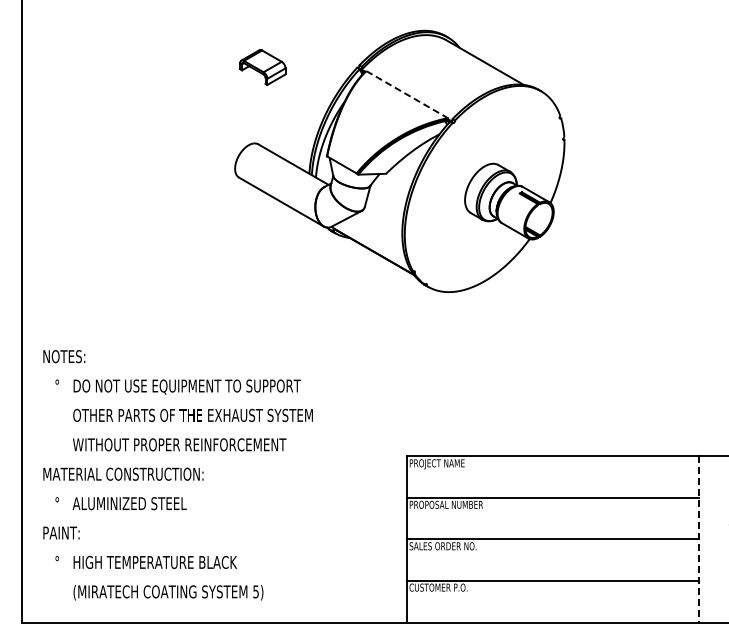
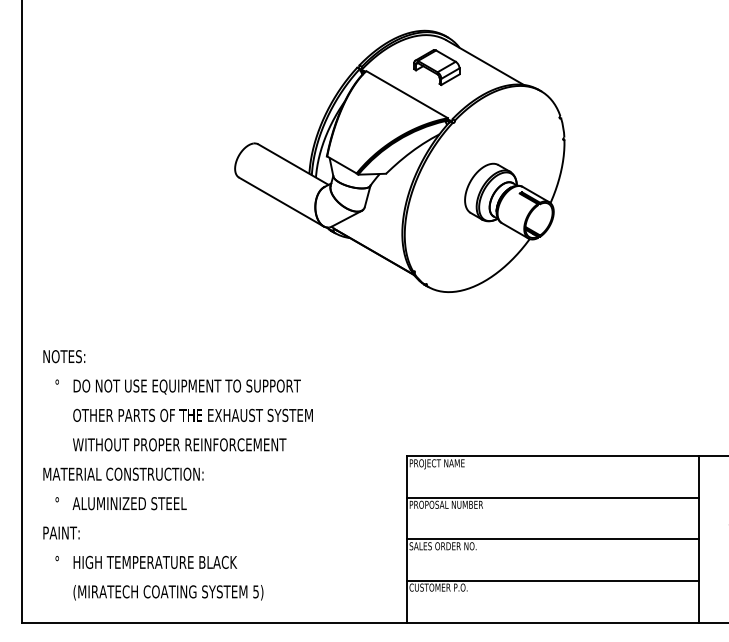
part position: (262, 67) -> (436, 67) (436, 67)
line: dashed -> solid (407, 94)
line: dashed -> solid (698, 539)
